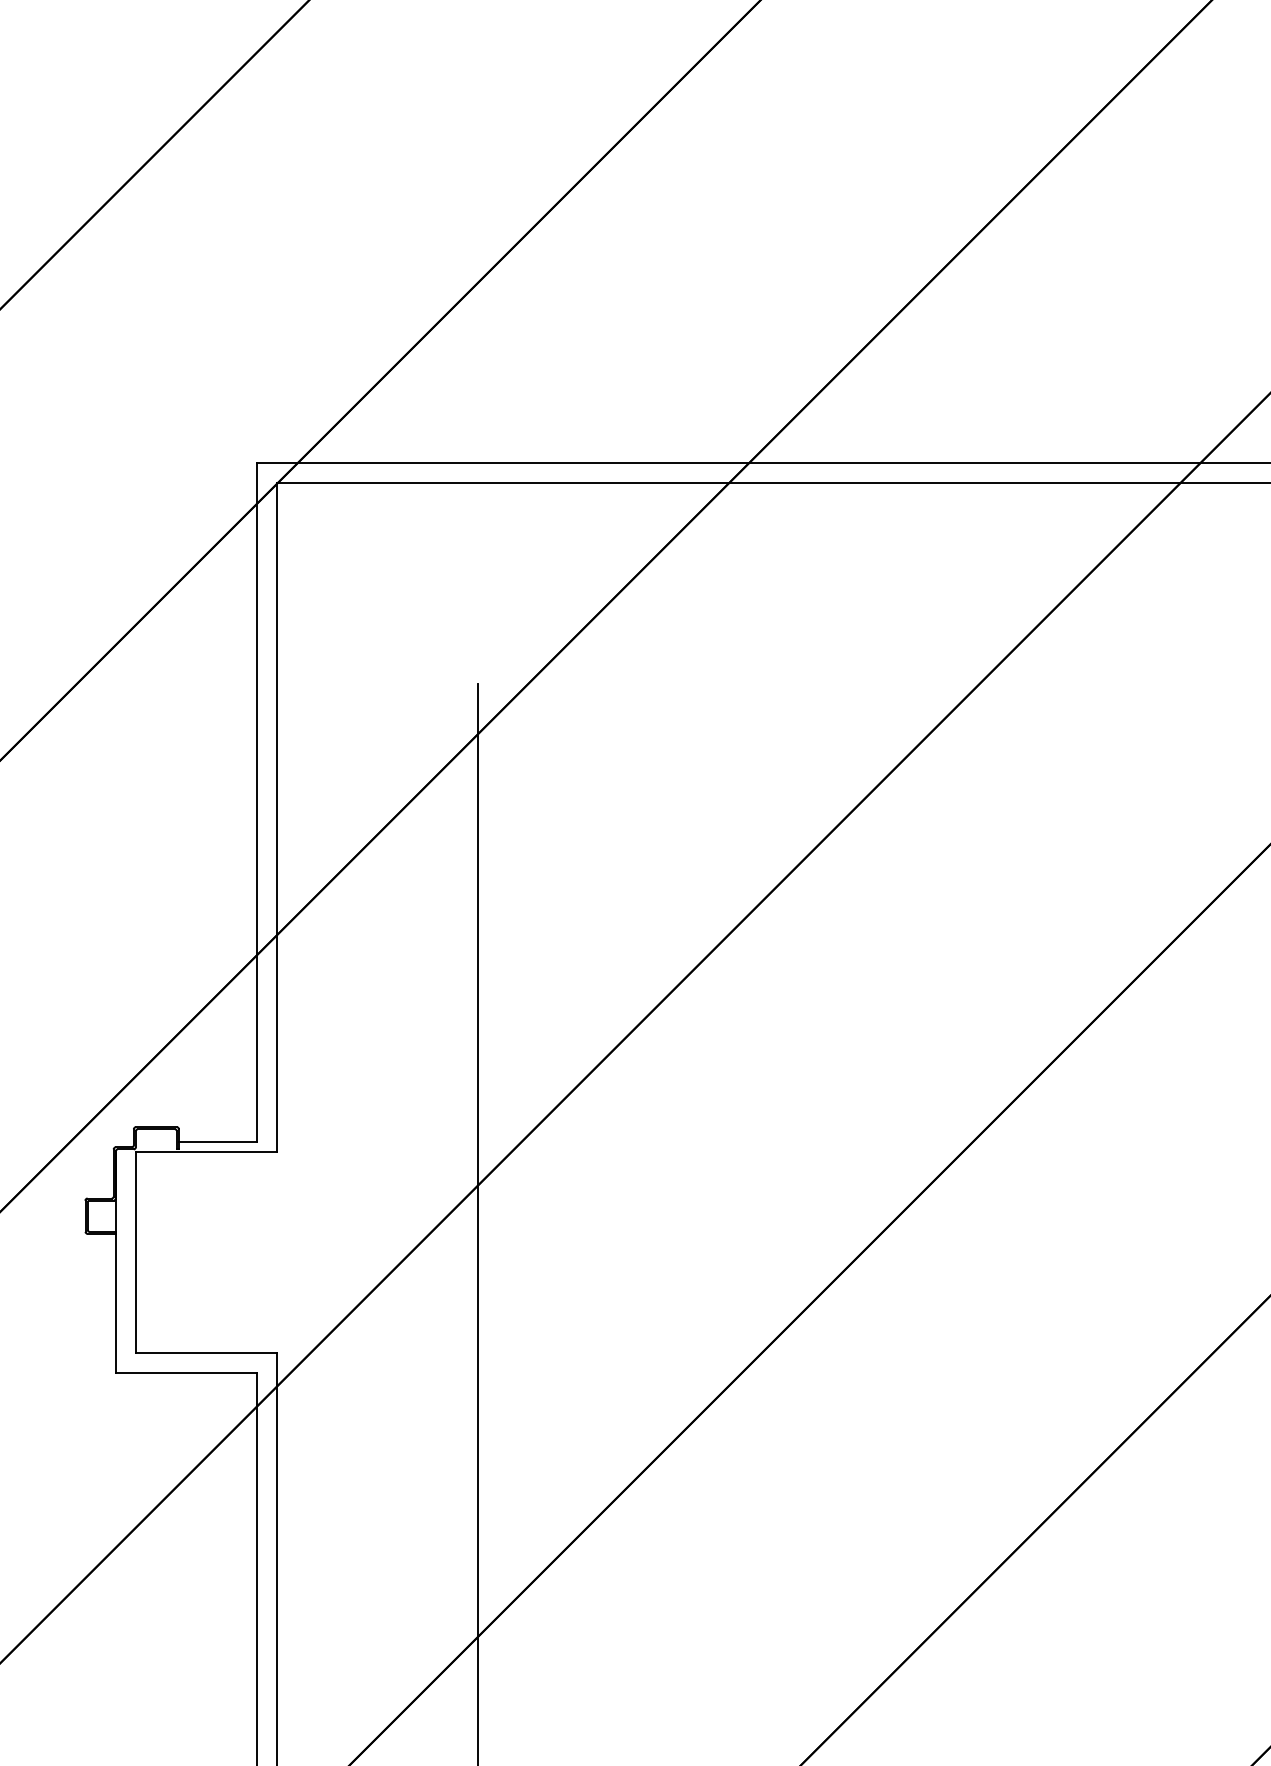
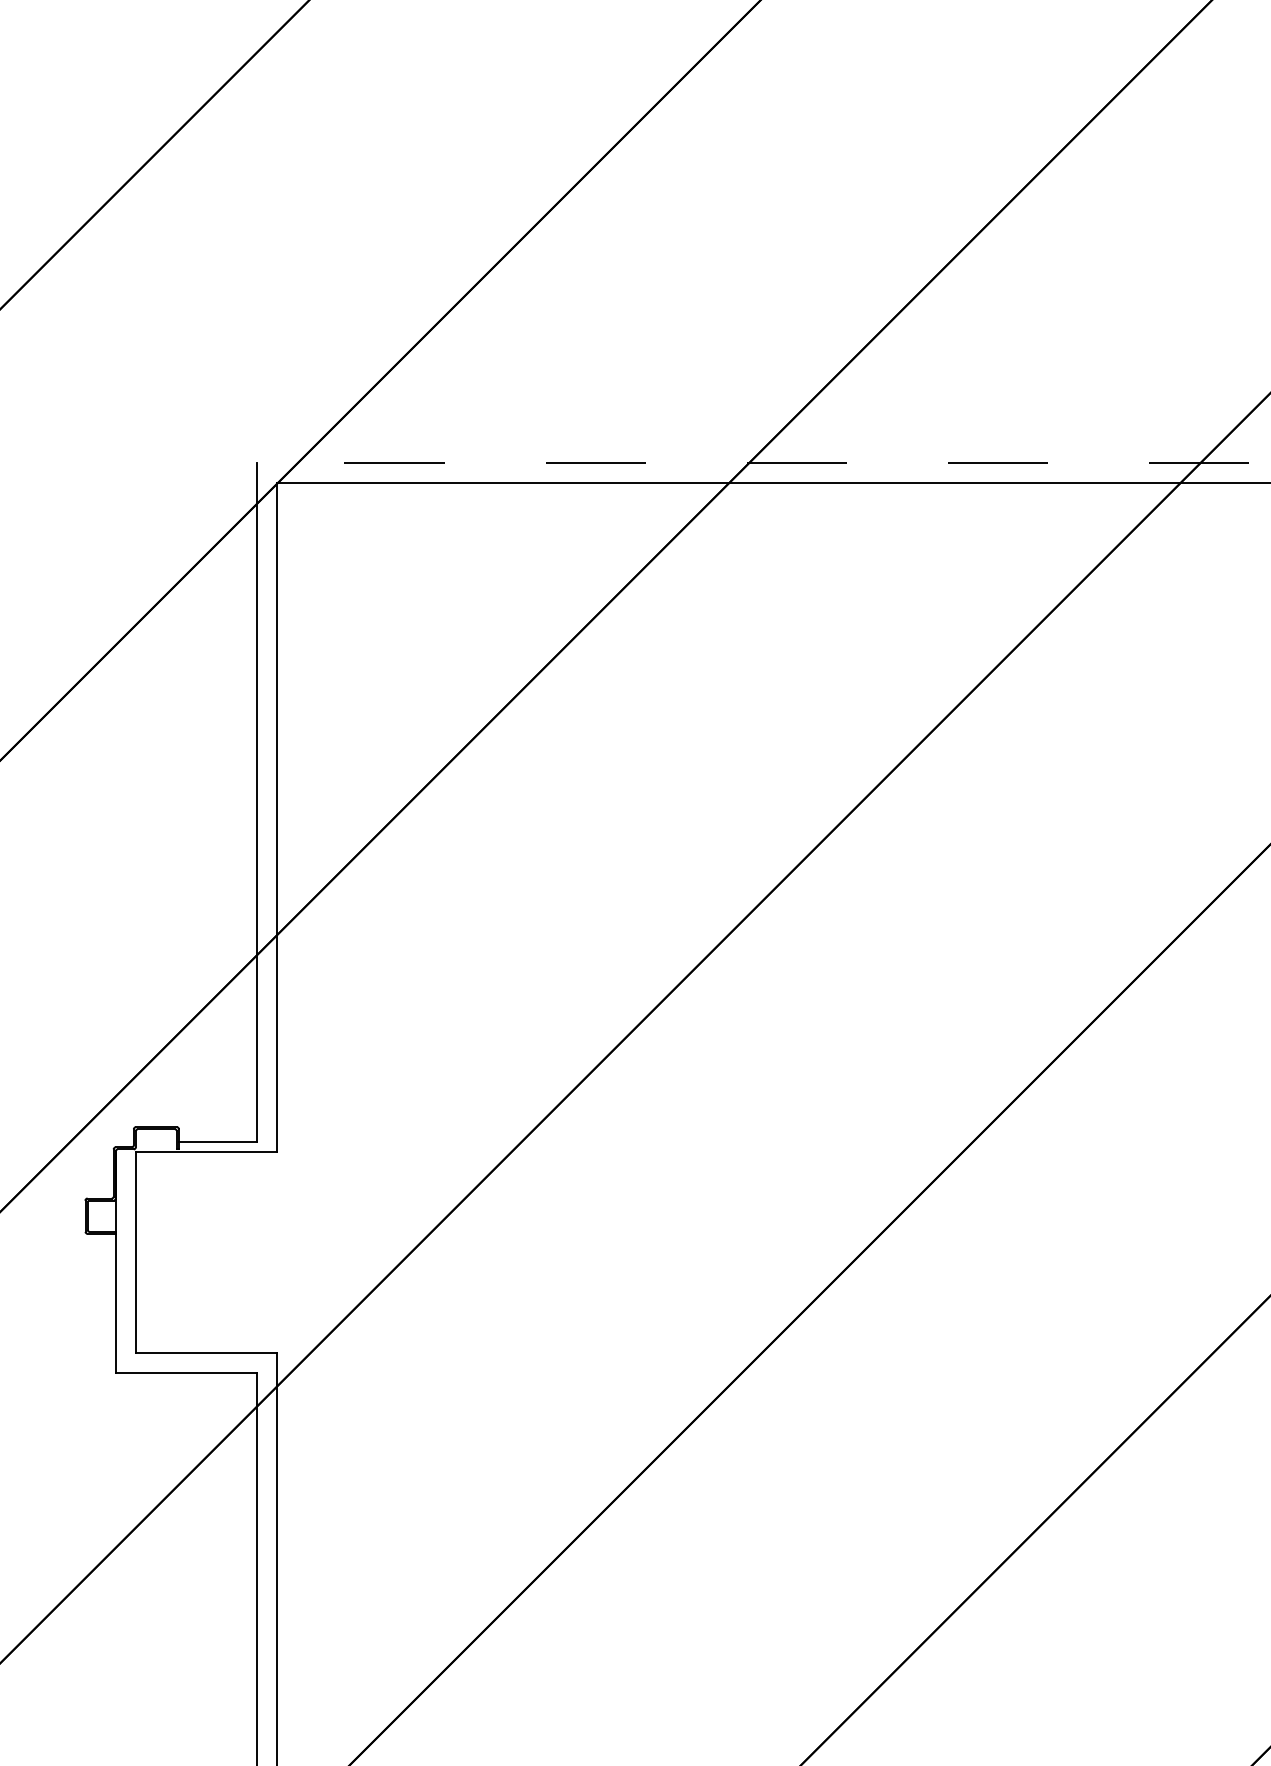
line: solid -> dashed (763, 462)
line: present -> none (477, 1222)
